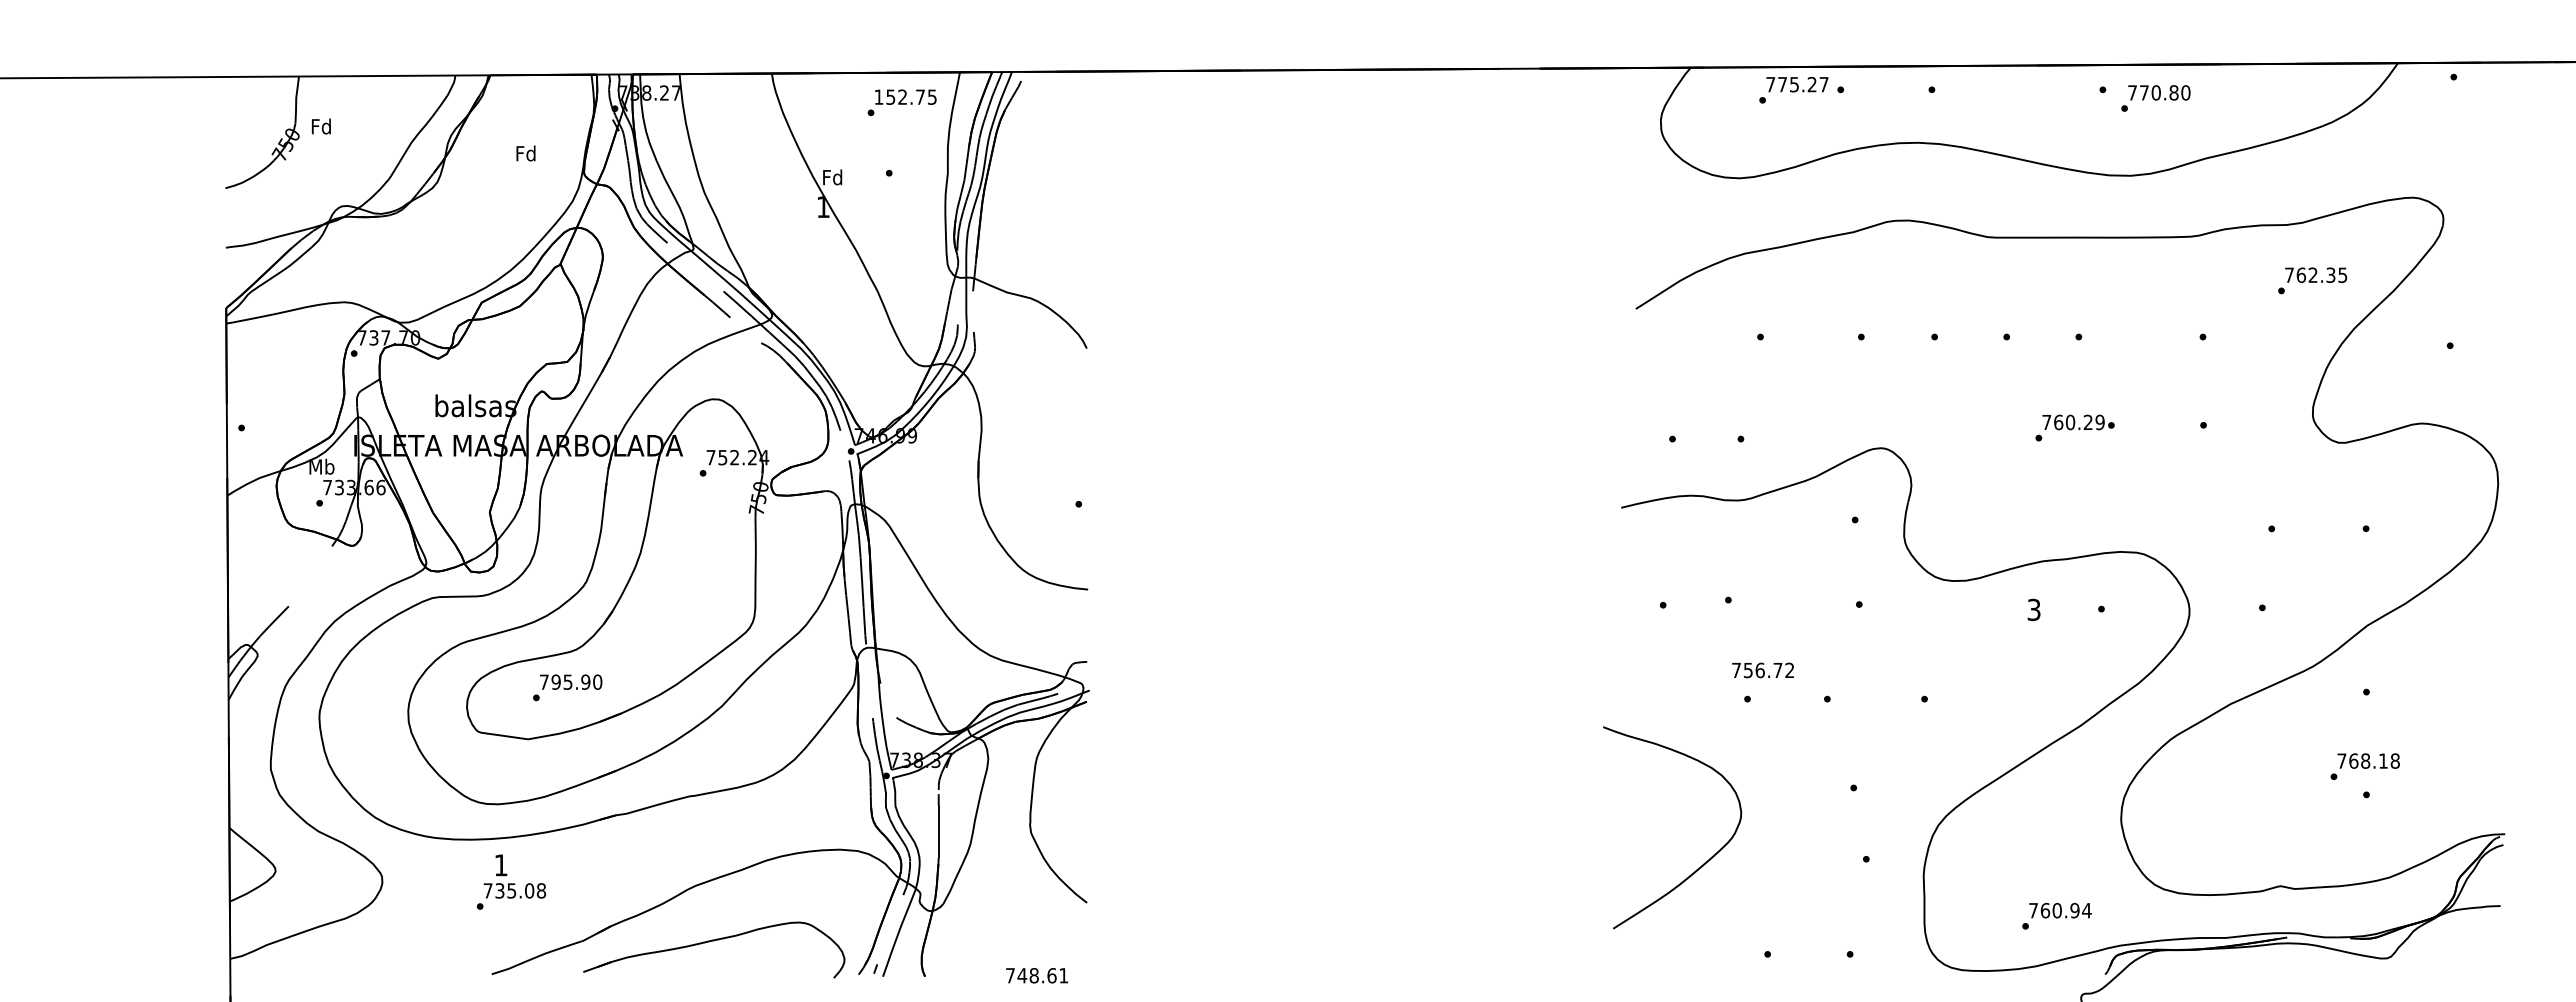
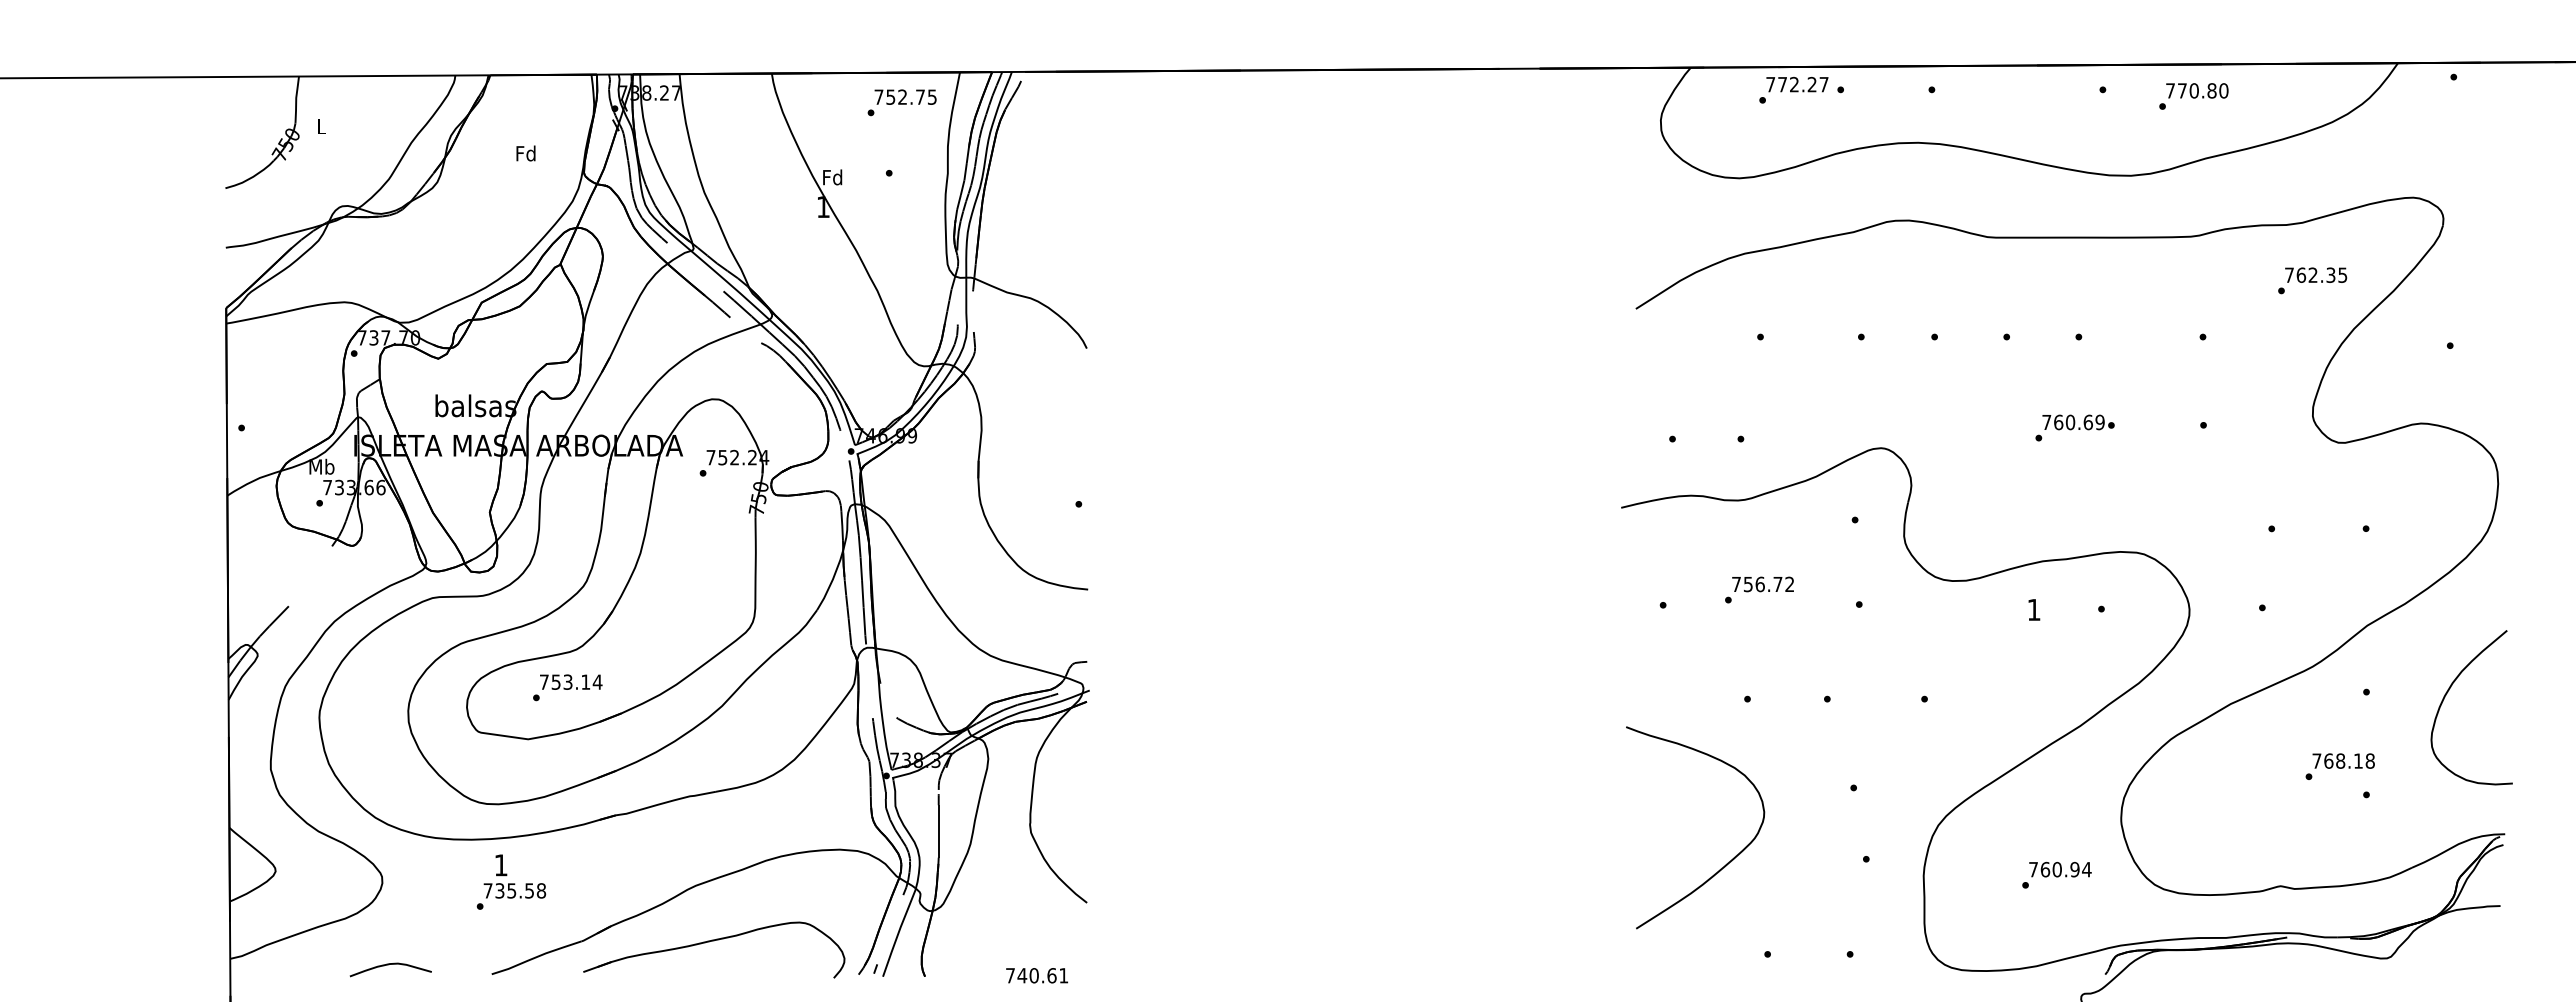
text: 775.27 -> 772.27 (1794, 84)
text: 152.75 -> 752.75 (878, 96)
text position: (2155, 98) -> (2193, 96) (2193, 96)
text: Fd -> L (320, 126)
text: 760.29 -> 760.69 (2087, 422)
text: 3 -> 1 (2033, 609)
text position: (1762, 670) -> (1762, 584) (1762, 584)
text: 795.90 -> 753.14 (576, 681)
curve: none -> present (2448, 692)
text position: (2364, 766) -> (2339, 766) (2339, 766)
curve position: (1704, 862) -> (1727, 862) (1727, 862)
text: 735.08 -> 735.58 (529, 890)
text position: (2056, 915) -> (2056, 874) (2056, 874)
curve: none -> present (388, 965)
text: 748.61 -> 740.61 (1033, 975)
